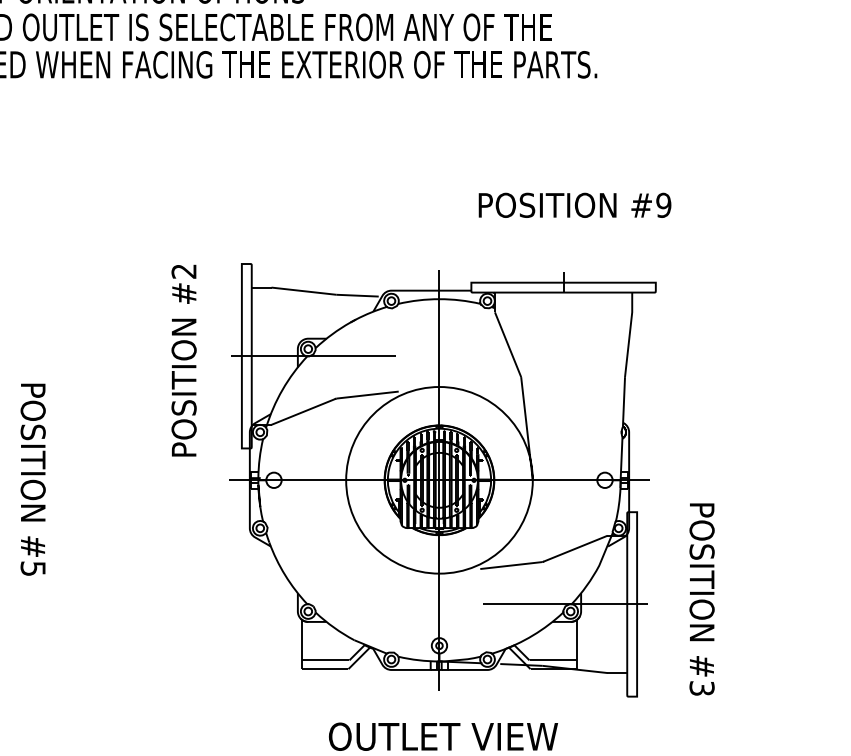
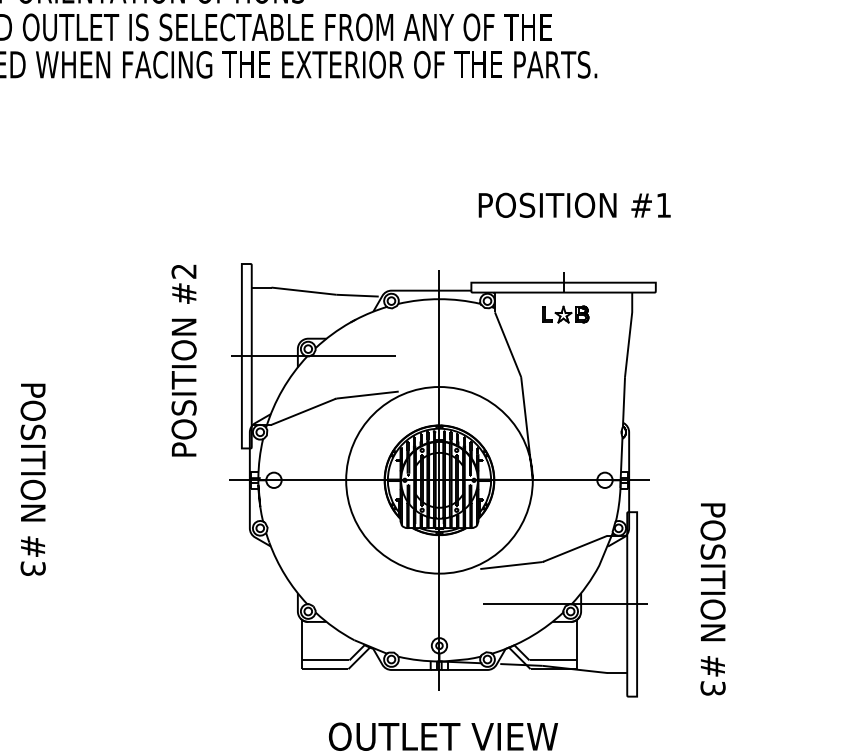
text: #9 -> #1 (663, 204)
part: none -> present (565, 314)
text: #5 -> #3 (33, 568)
text position: (701, 599) -> (712, 599) (712, 599)
